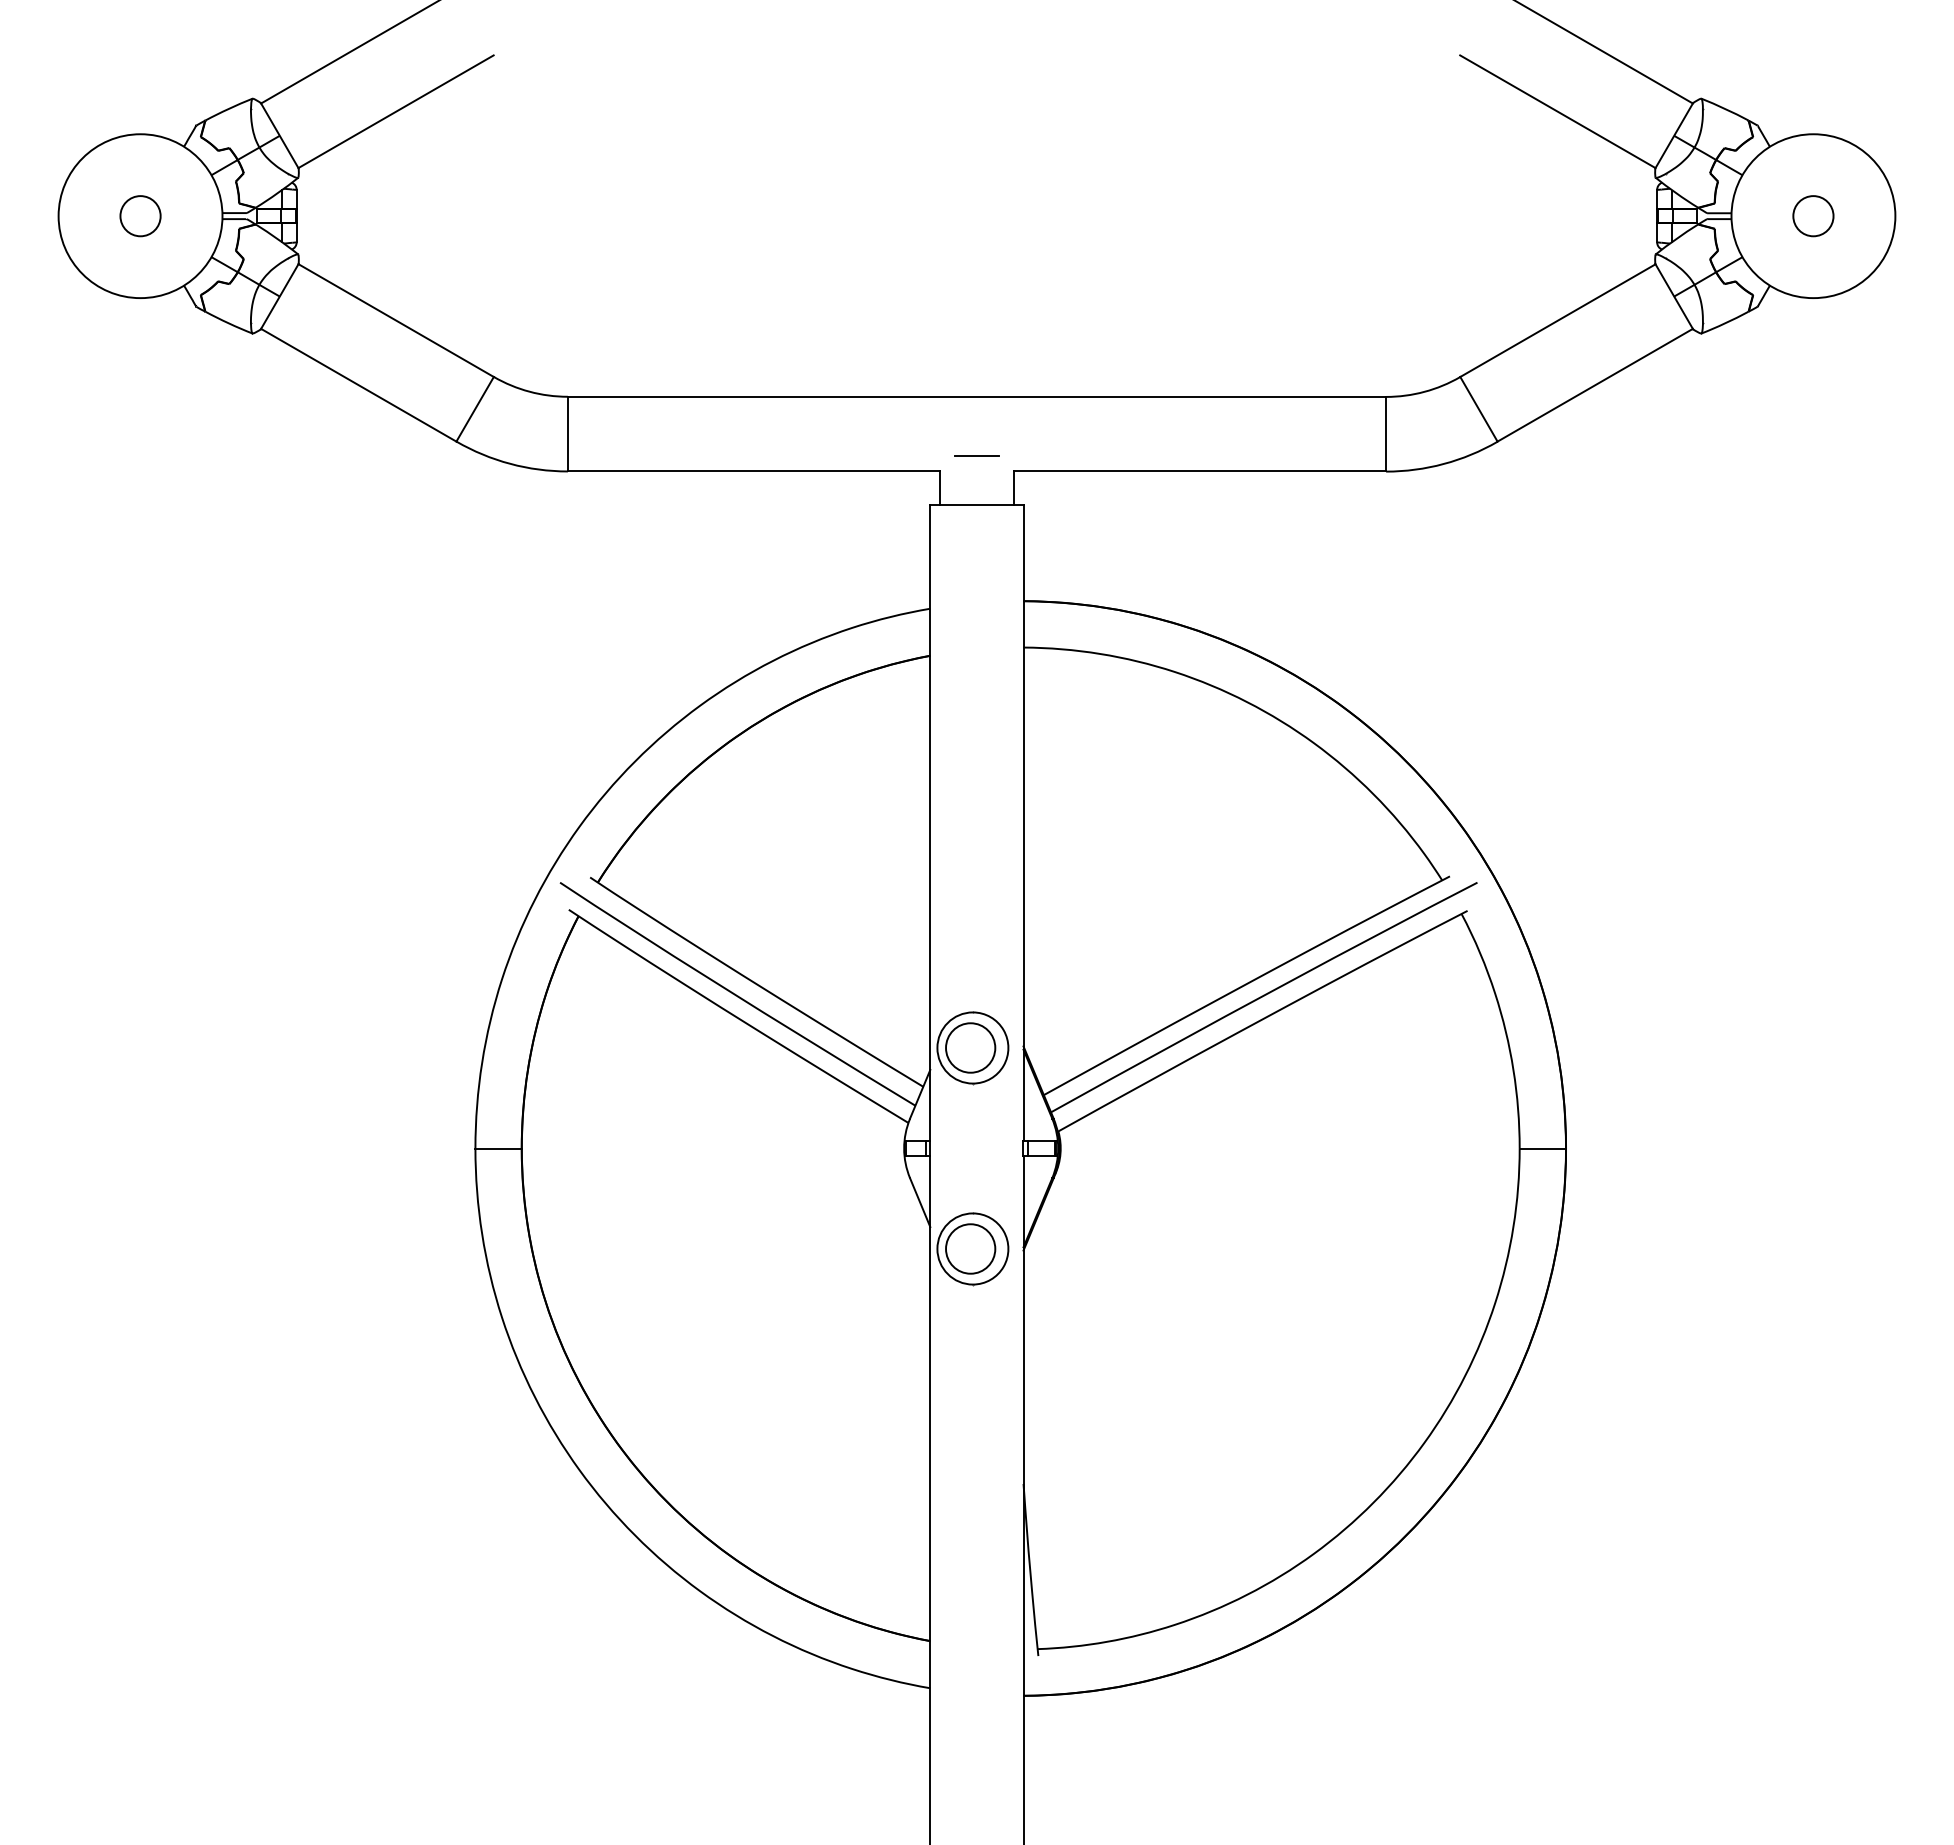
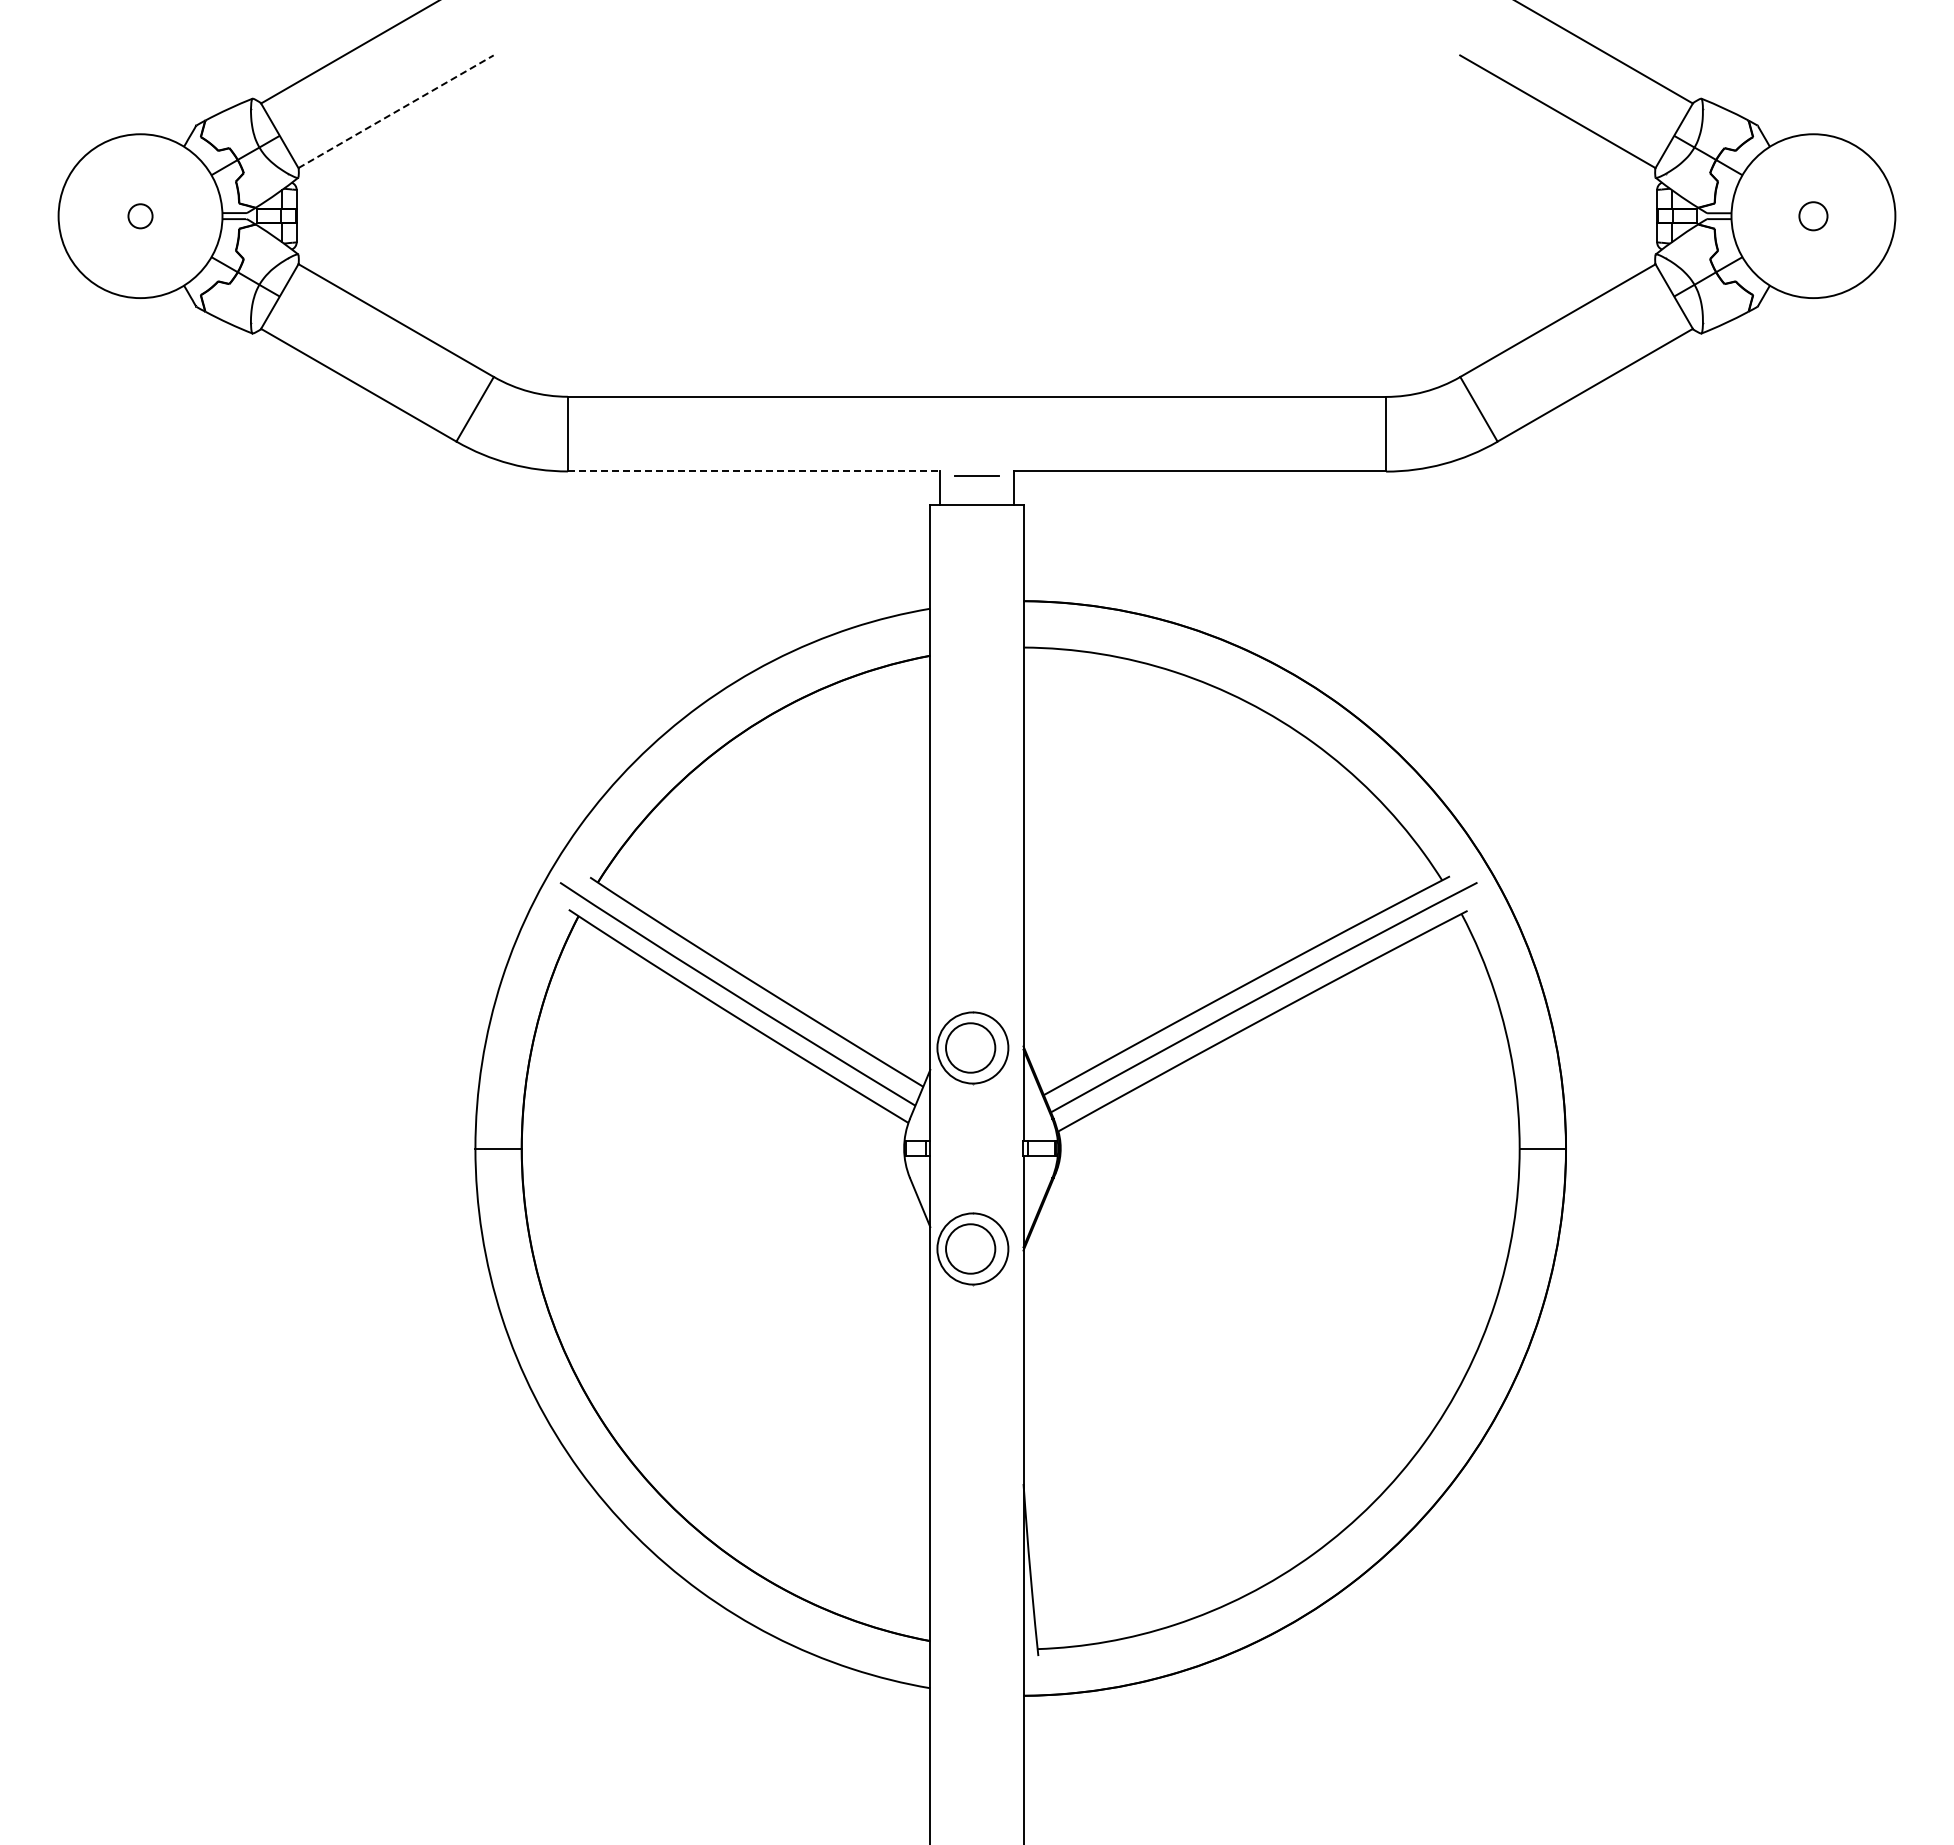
line: solid -> dashed (396, 111)
circle size: 43x43 px -> 27x27 px (140, 216)
circle size: 43x43 px -> 31x31 px (1813, 216)
line position: (976, 455) -> (976, 475) (976, 475)
line: solid -> dashed (753, 471)
